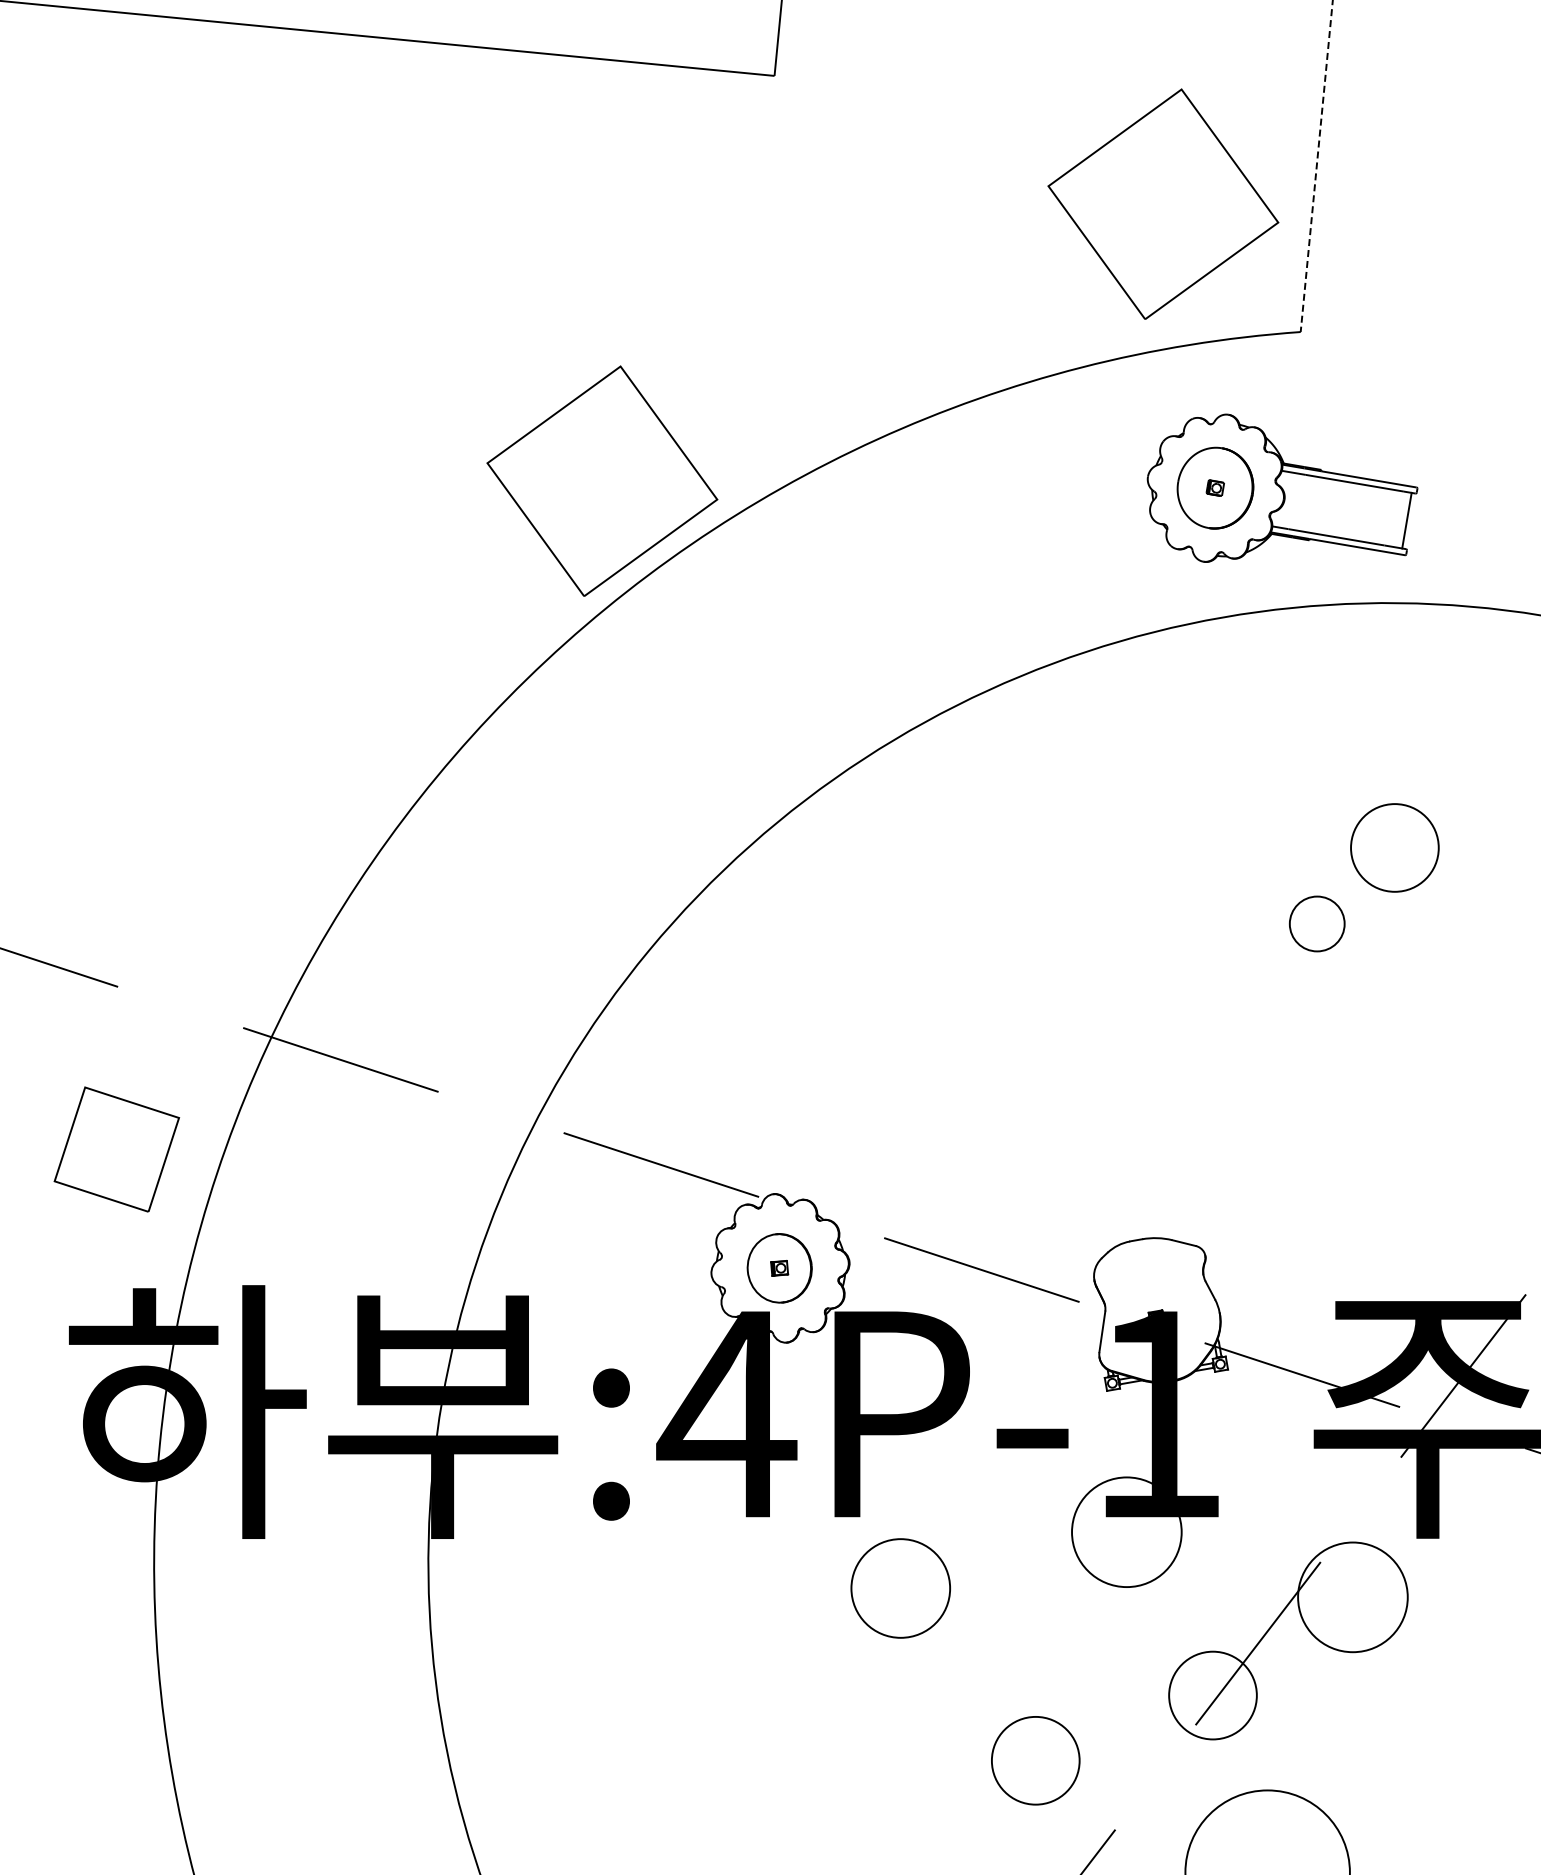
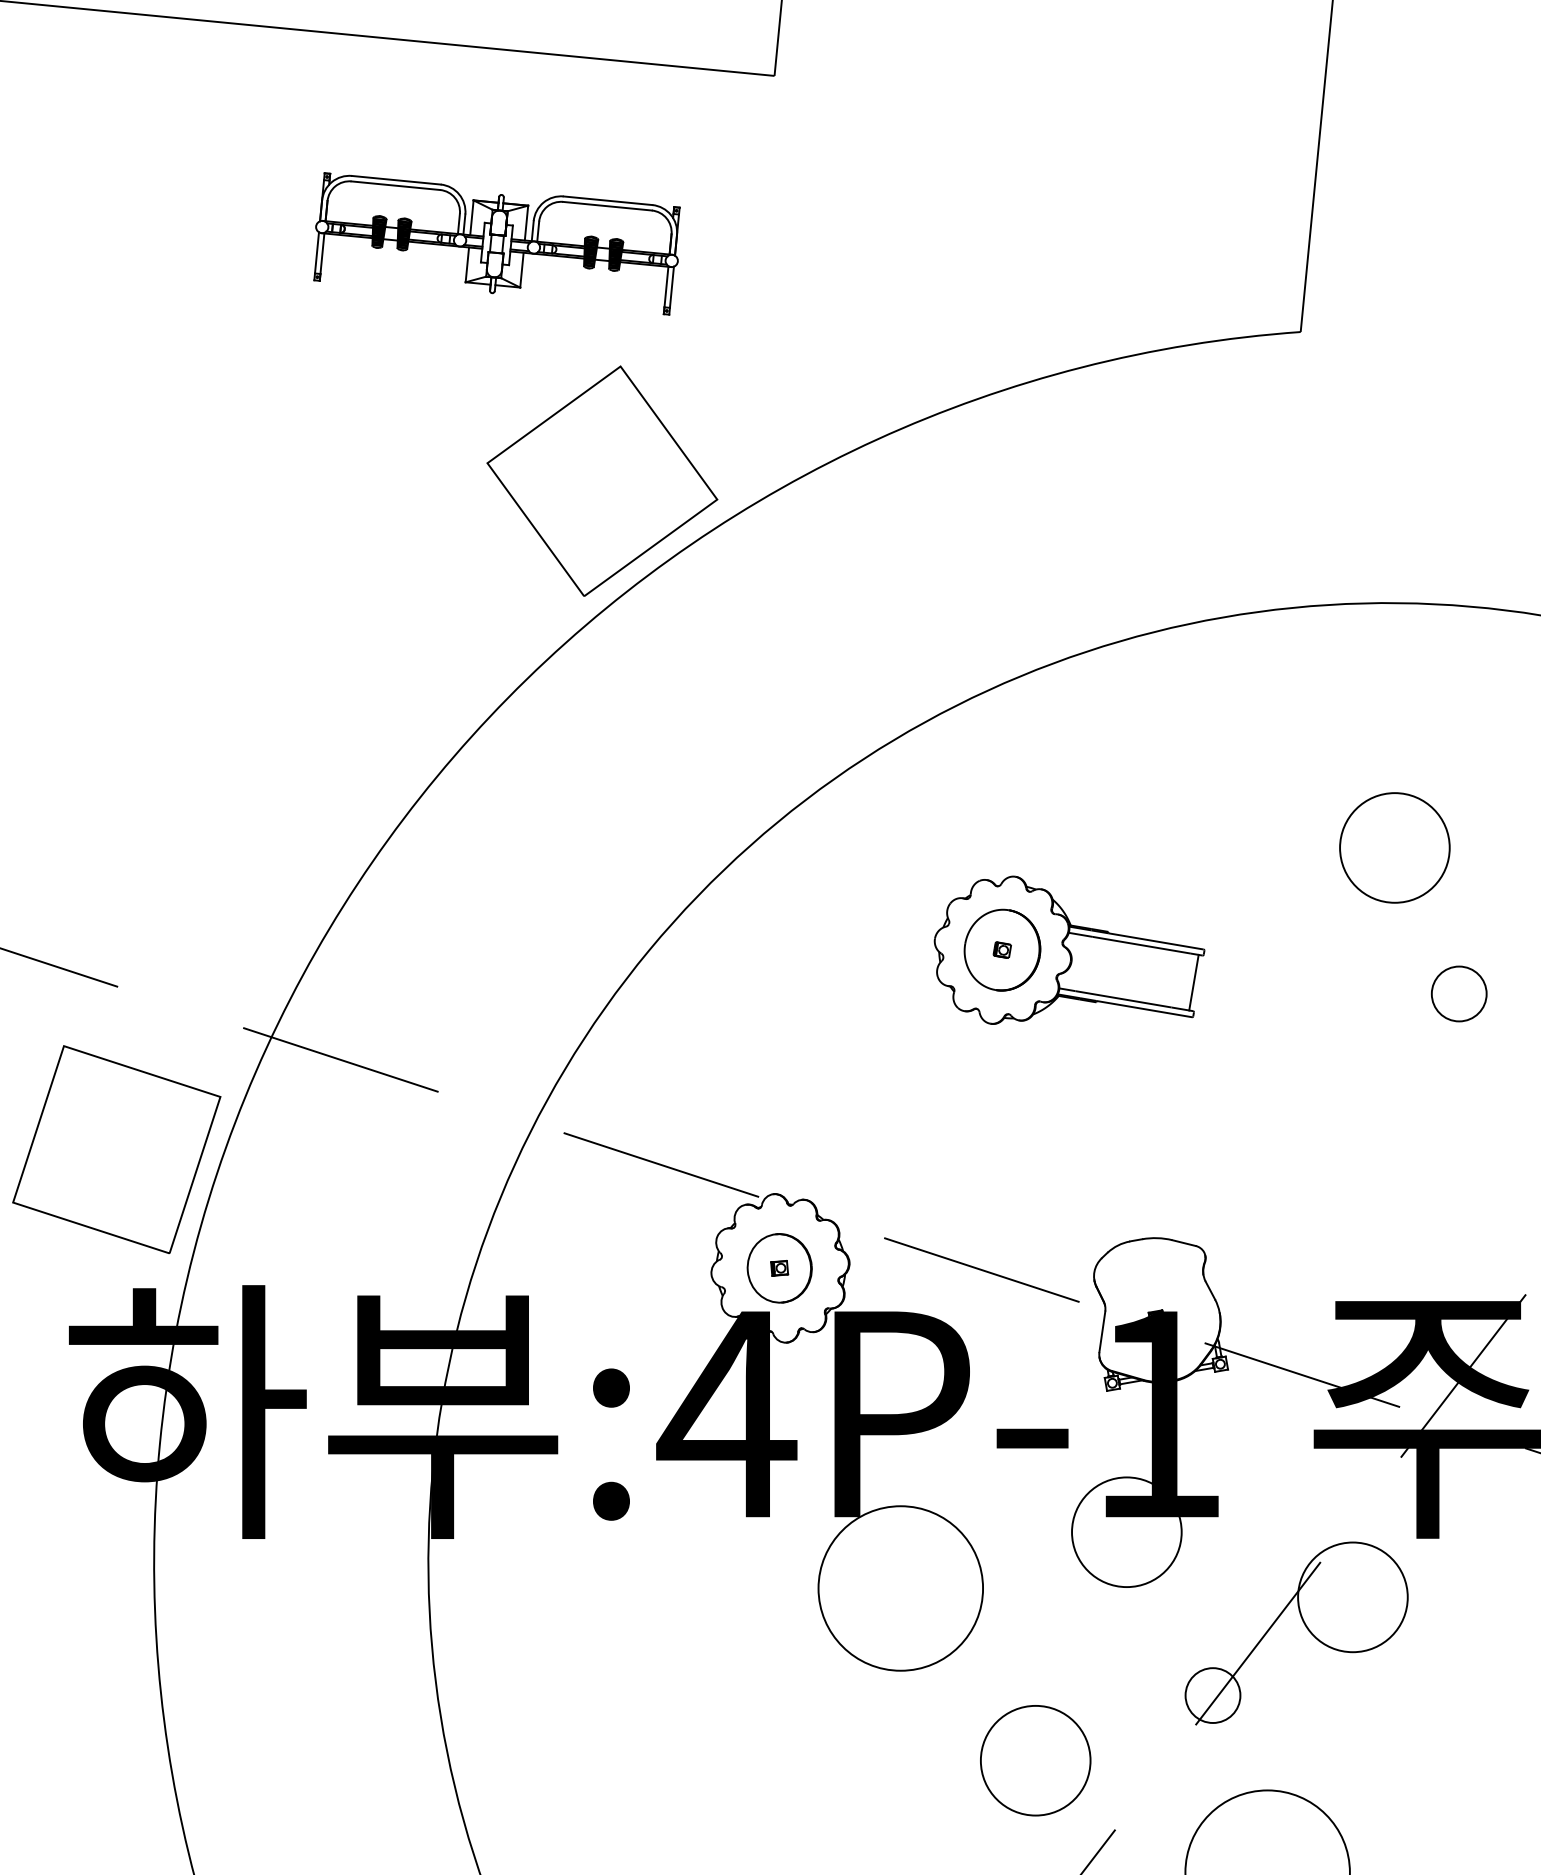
line: dashed -> solid (1316, 166)
part: present -> none (1163, 203)
part: none -> present (496, 243)
part position: (1282, 487) -> (1069, 949) (1069, 949)
circle diameter: 88 px -> 110 px (1394, 847)
circle position: (1317, 923) -> (1459, 993) (1459, 993)
part size: 128x127 px -> 210x209 px (116, 1149)
circle diameter: 99 px -> 165 px (900, 1588)
circle diameter: 88 px -> 55 px (1212, 1695)
circle size: 90x90 px -> 112x112 px (1035, 1760)
